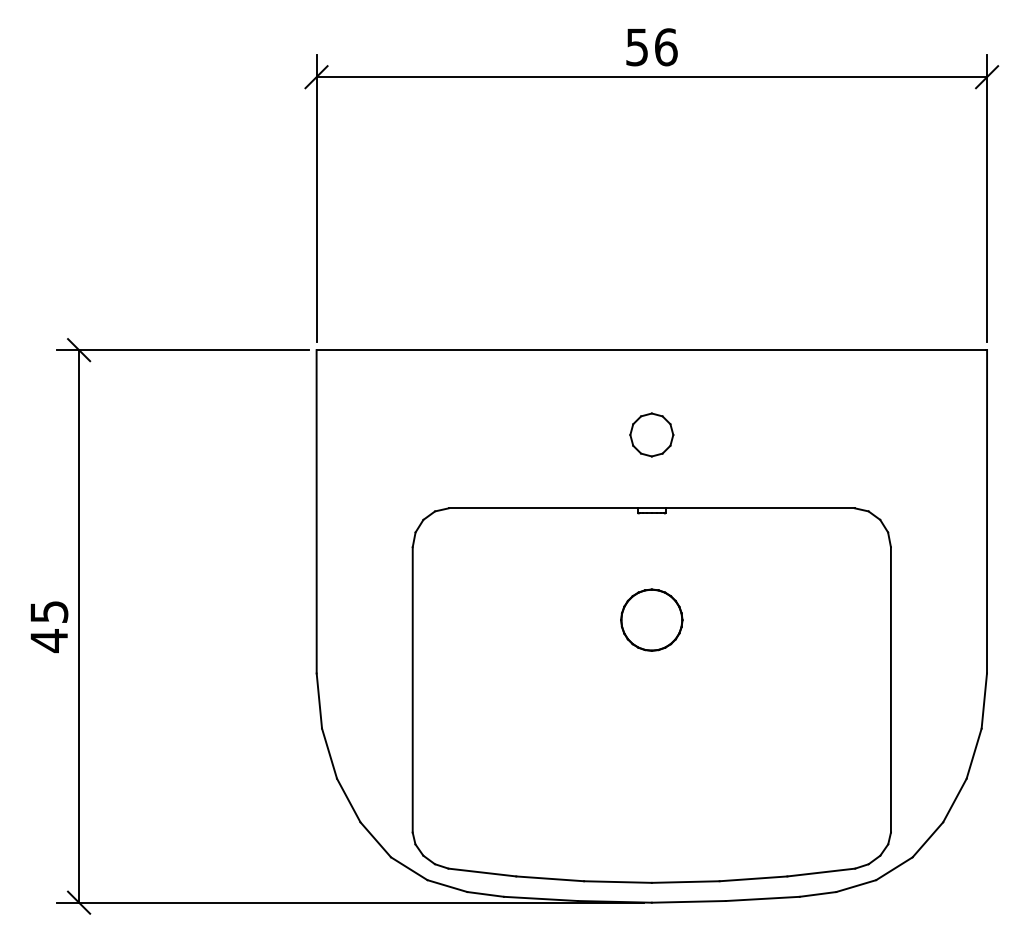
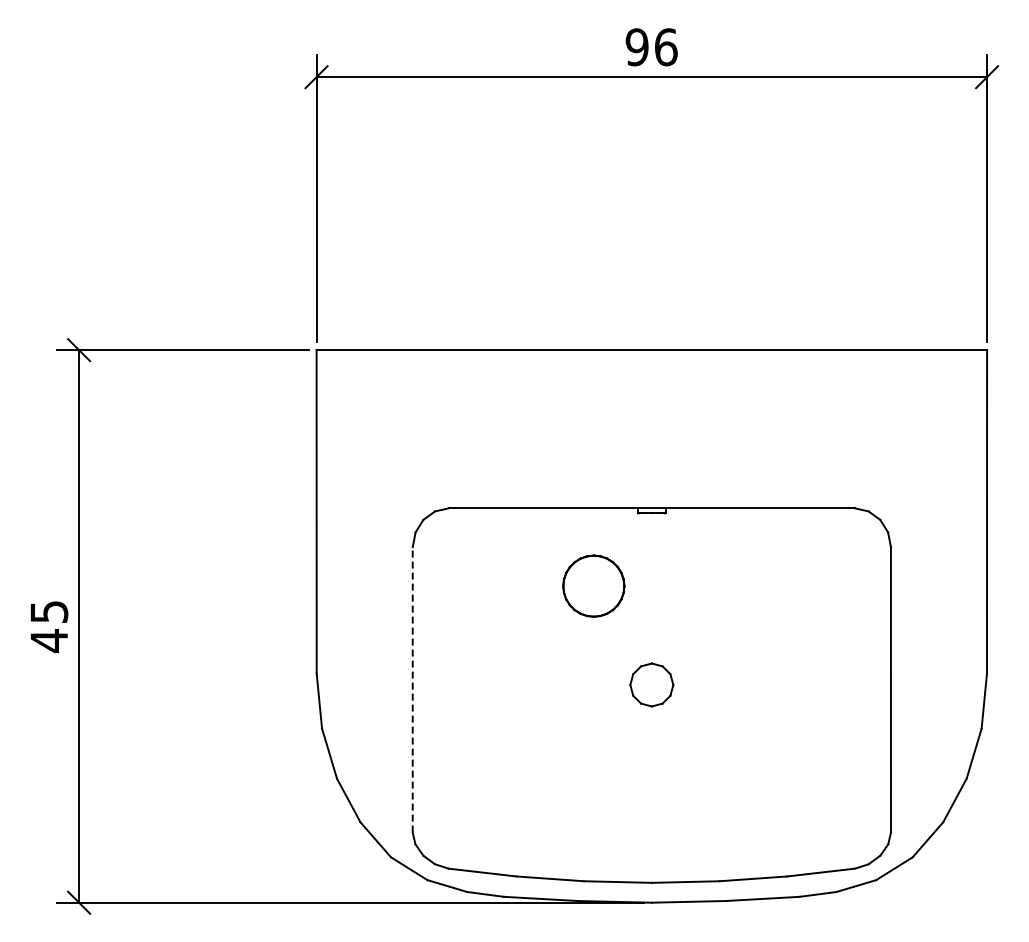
text: 56 -> 96 (636, 47)
part position: (651, 434) -> (651, 684) (651, 684)
part position: (651, 619) -> (593, 585) (593, 585)
line: solid -> dashed (412, 689)
